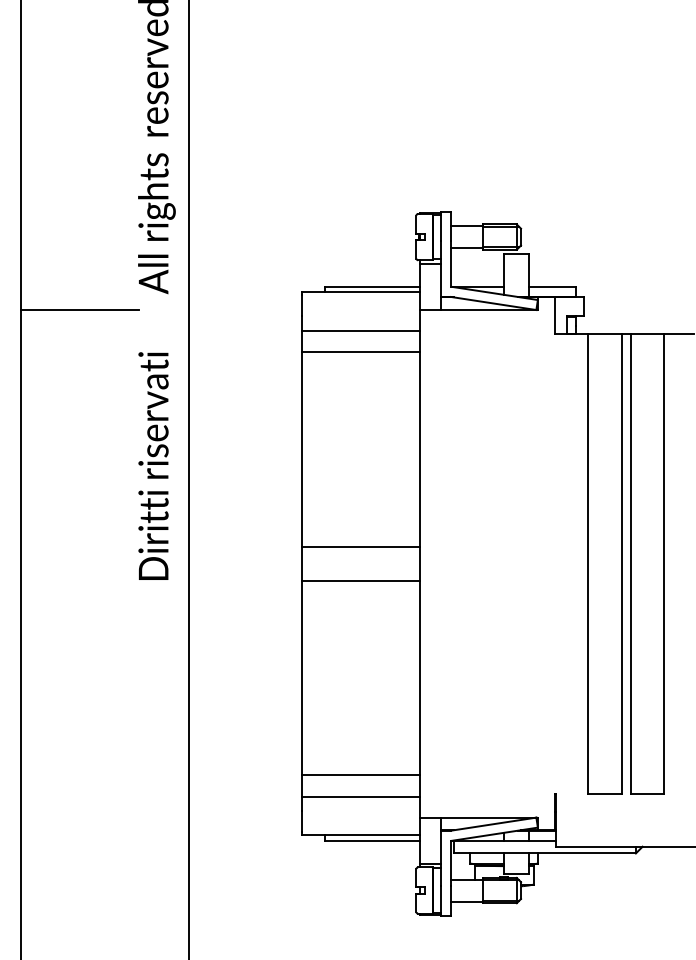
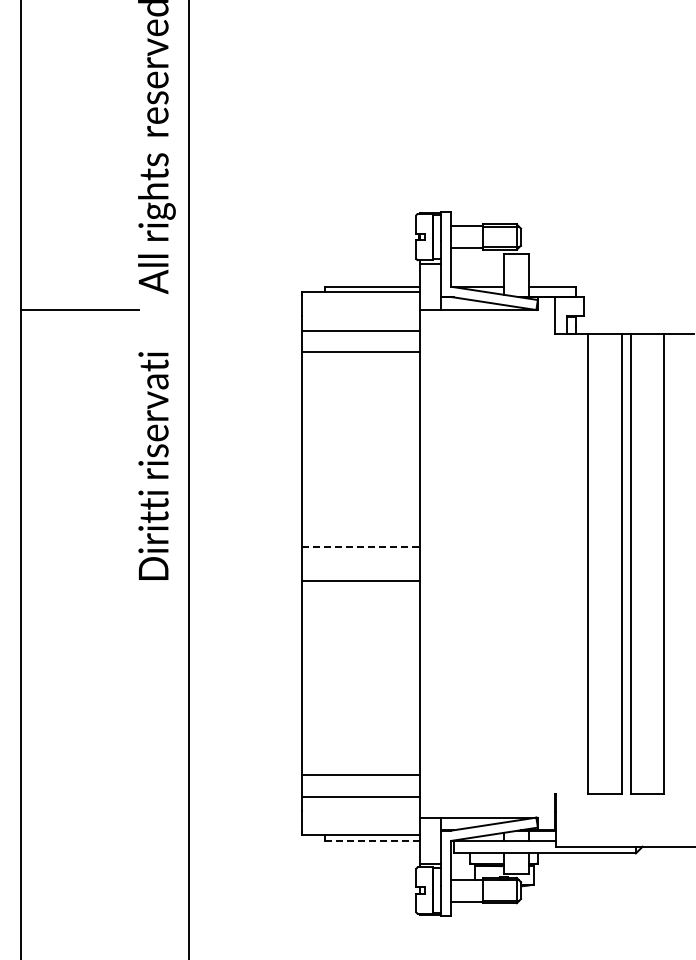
line: solid -> dashed (361, 546)
line: solid -> dashed (372, 840)
